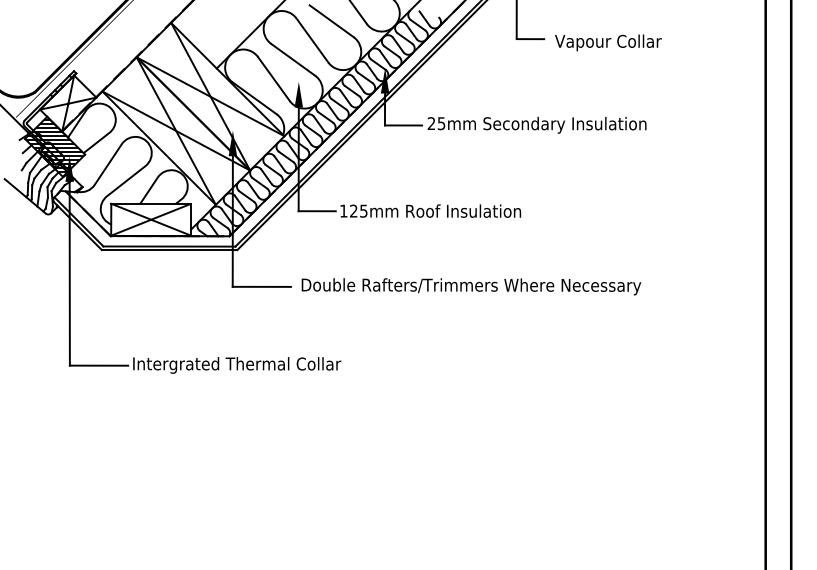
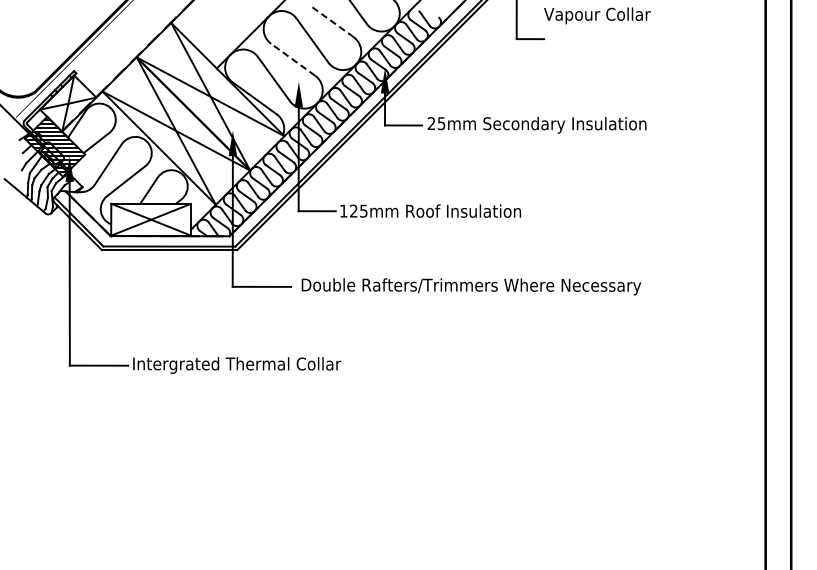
line: solid -> dashed (331, 21)
text position: (608, 42) -> (597, 15) (597, 15)
line: solid -> dashed (292, 59)
